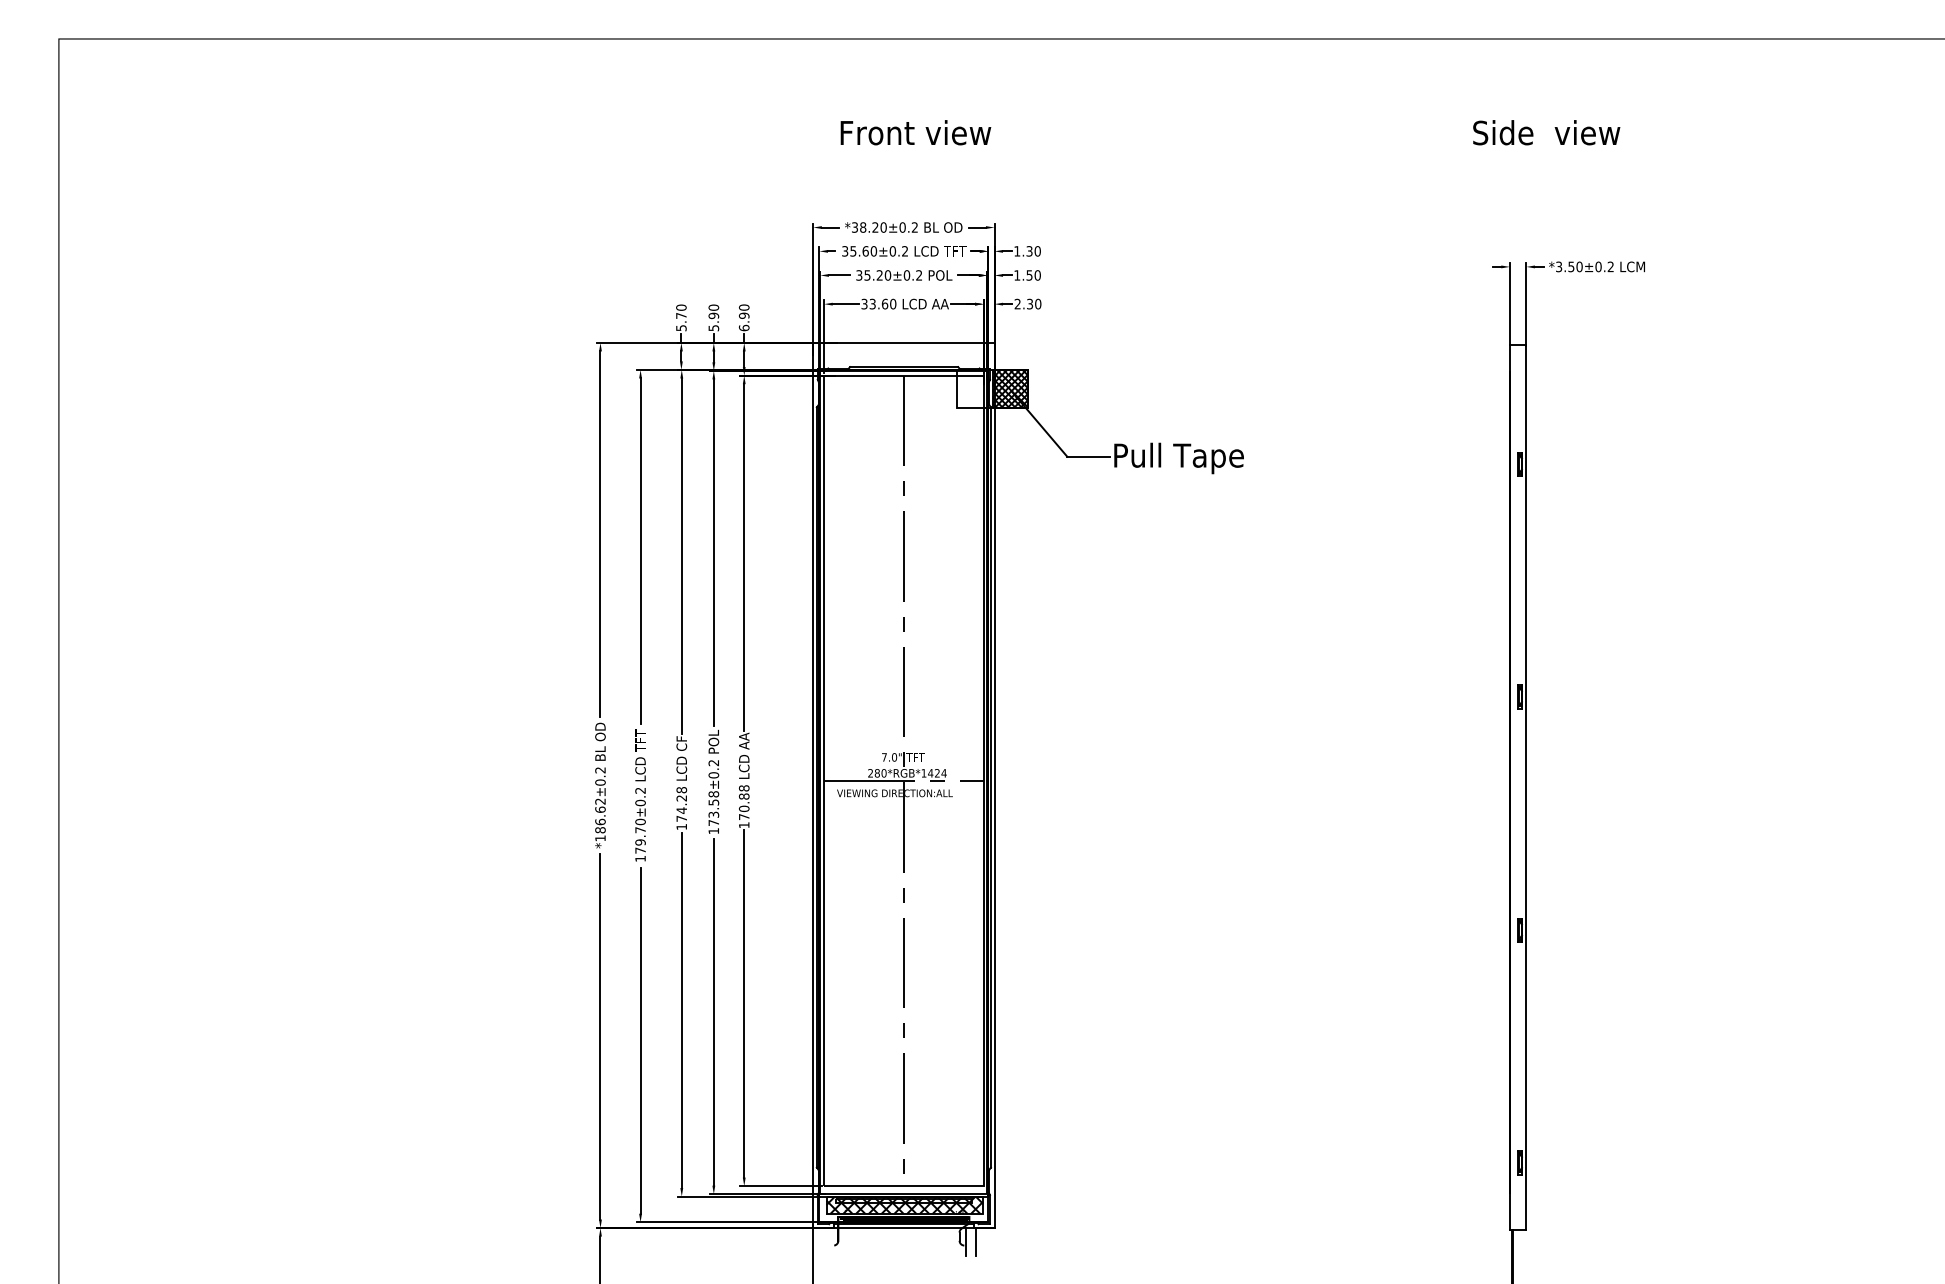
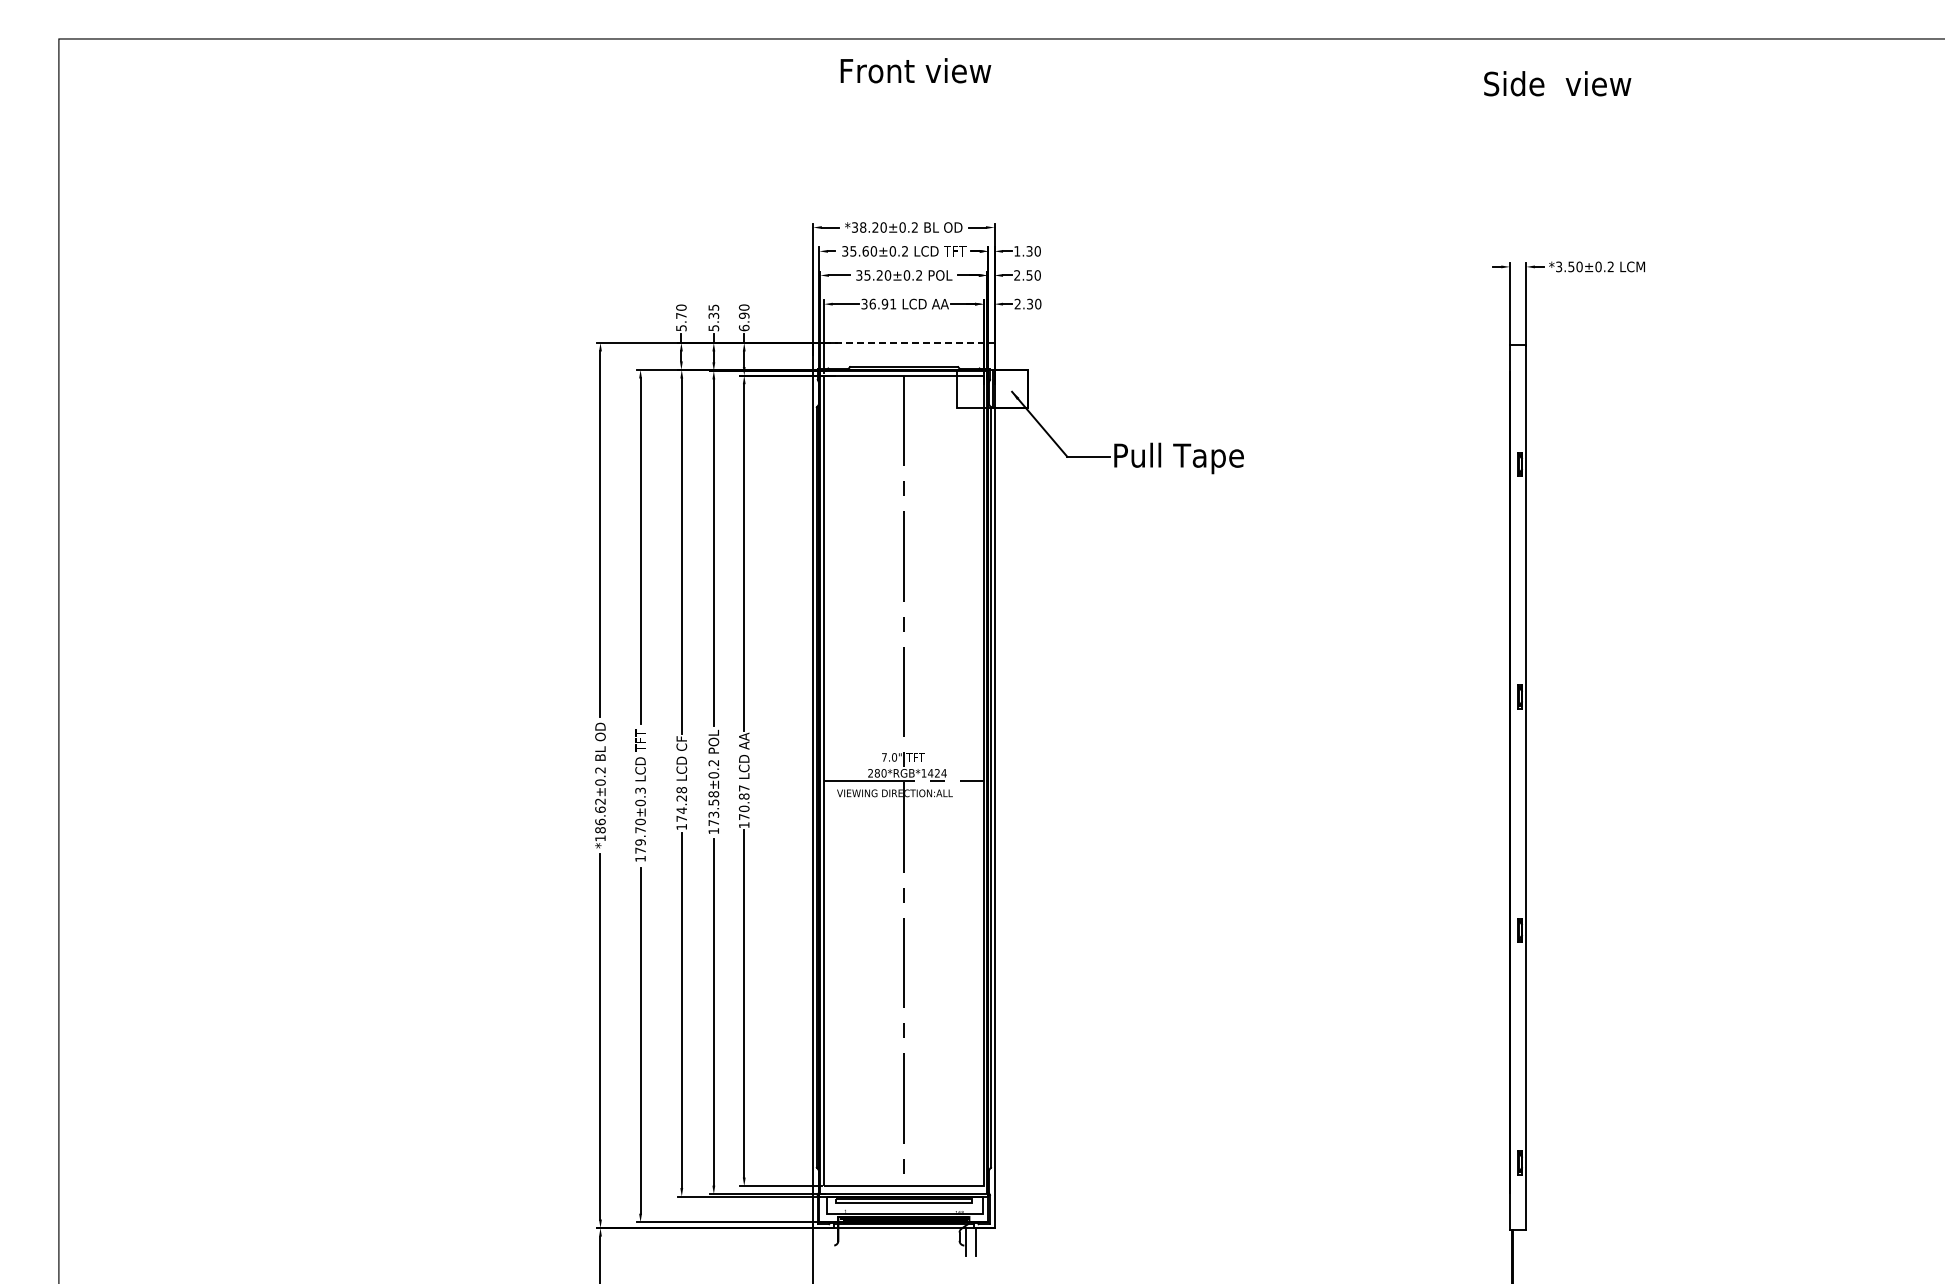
text position: (915, 132) -> (915, 70) (915, 70)
text position: (1546, 132) -> (1557, 83) (1557, 83)
text: 1.50 -> 2.50 (1016, 275)
text: 33.60 -> 36.91 (882, 303)
text: 5.90 -> 5.35 (713, 311)
line: solid -> dashed (903, 342)
hatch: present -> none (1010, 388)
text: 170.88 -> 170.87 (743, 788)
text: 179.70±0.2 -> 179.70±0.3 (640, 790)
hatch: present -> none (904, 1205)
